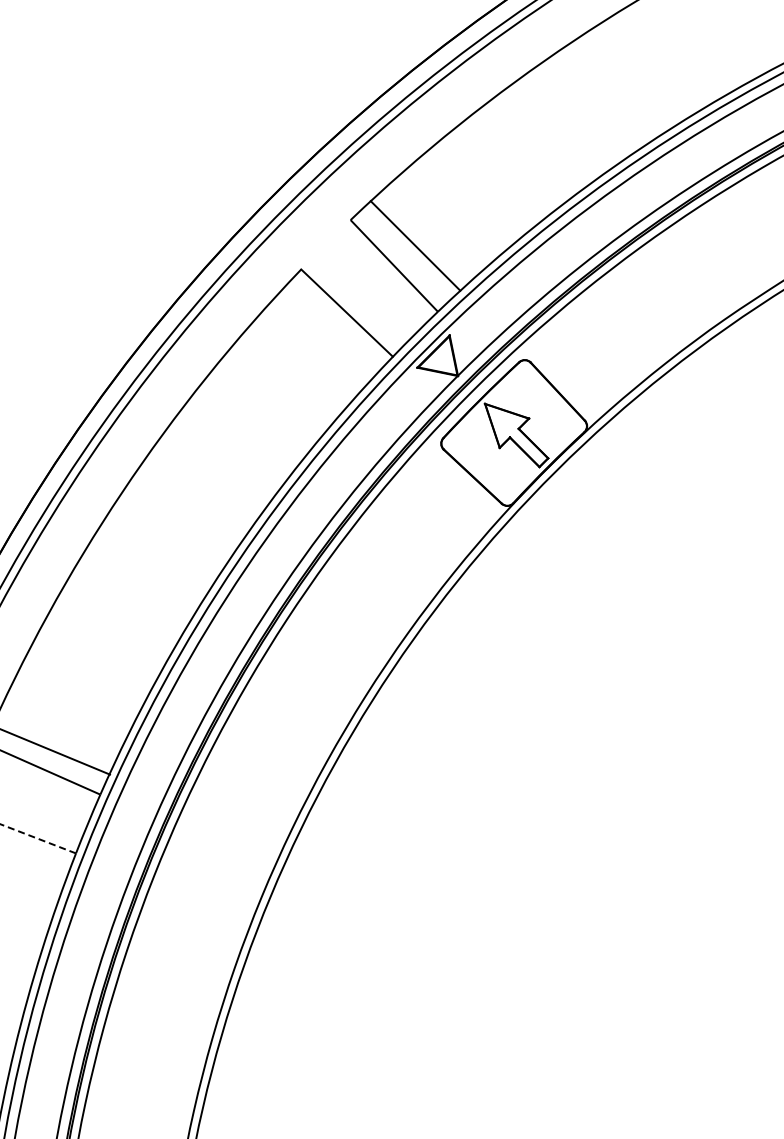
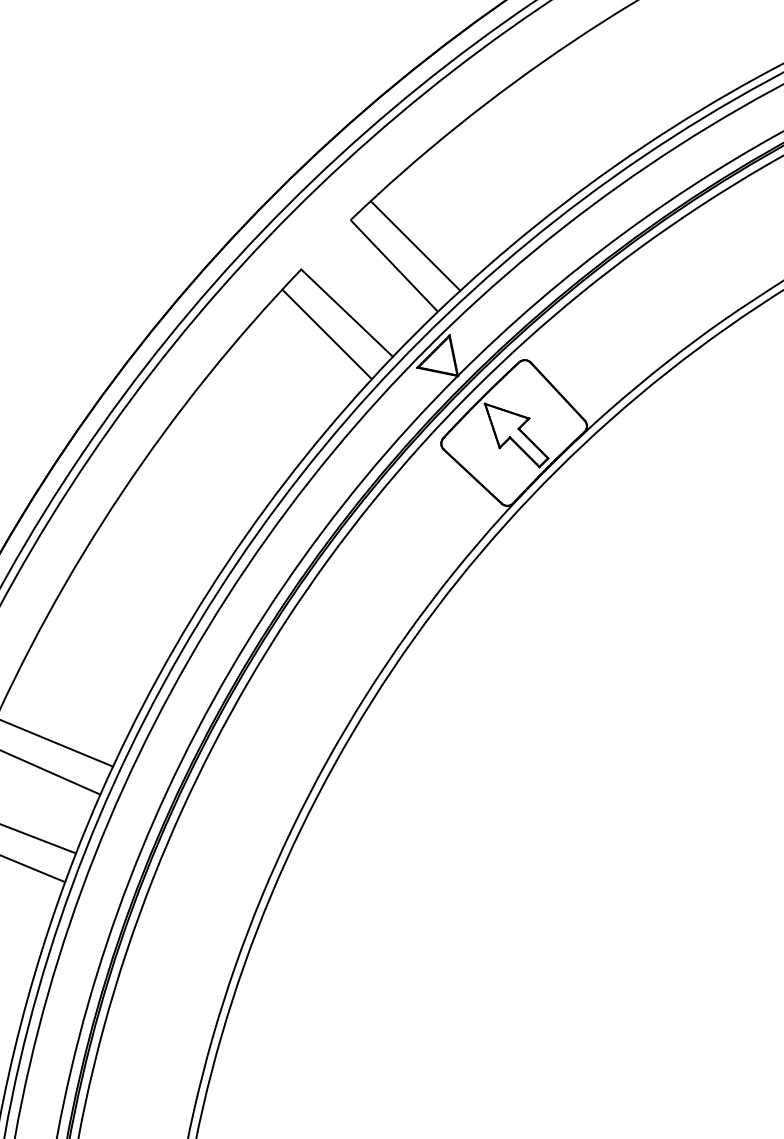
line: none -> present (326, 334)
line position: (56, 751) -> (57, 743) (57, 743)
line: dashed -> solid (37, 838)
line: none -> present (33, 869)
